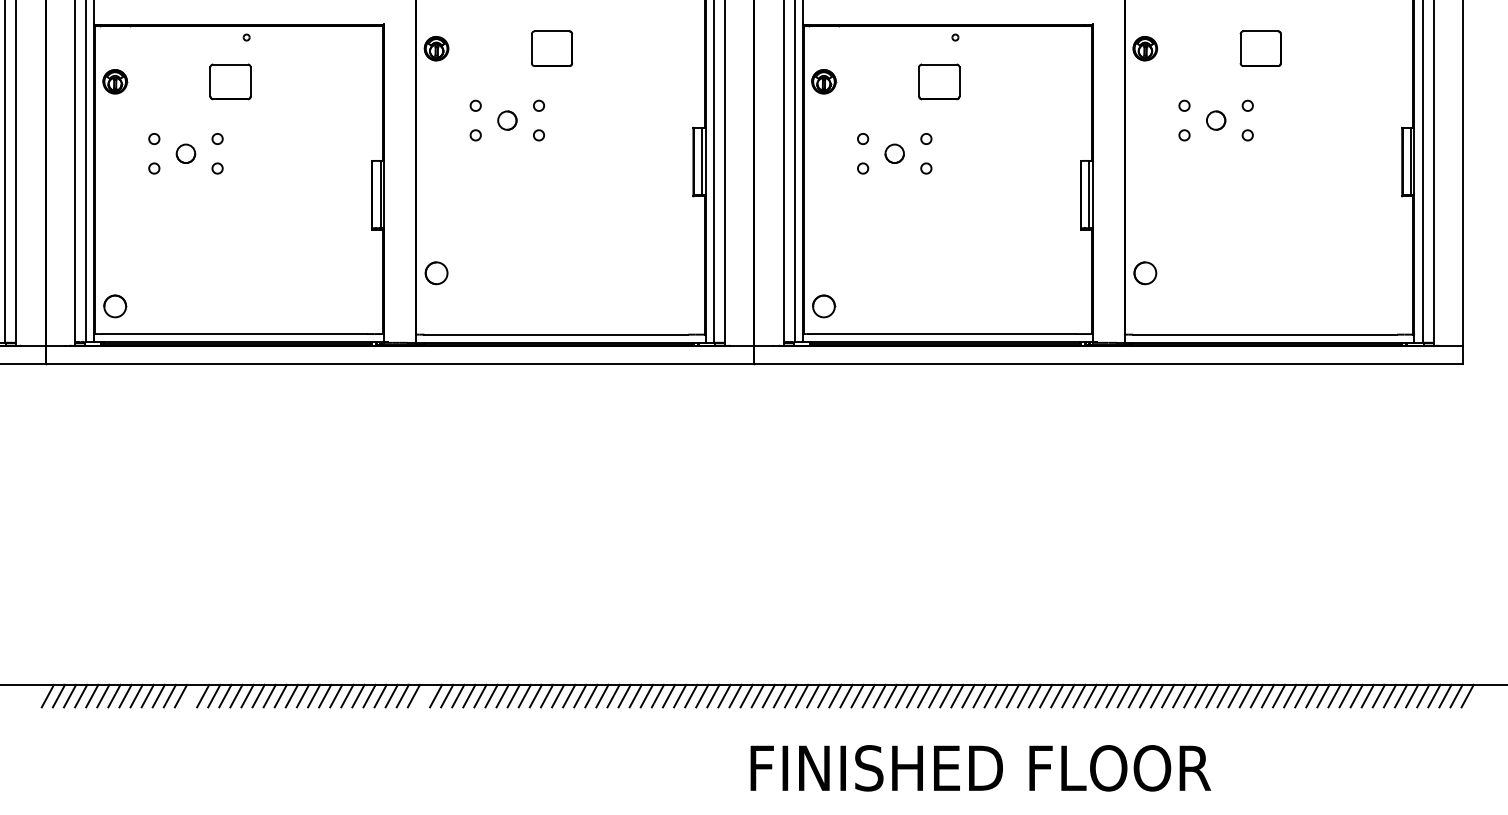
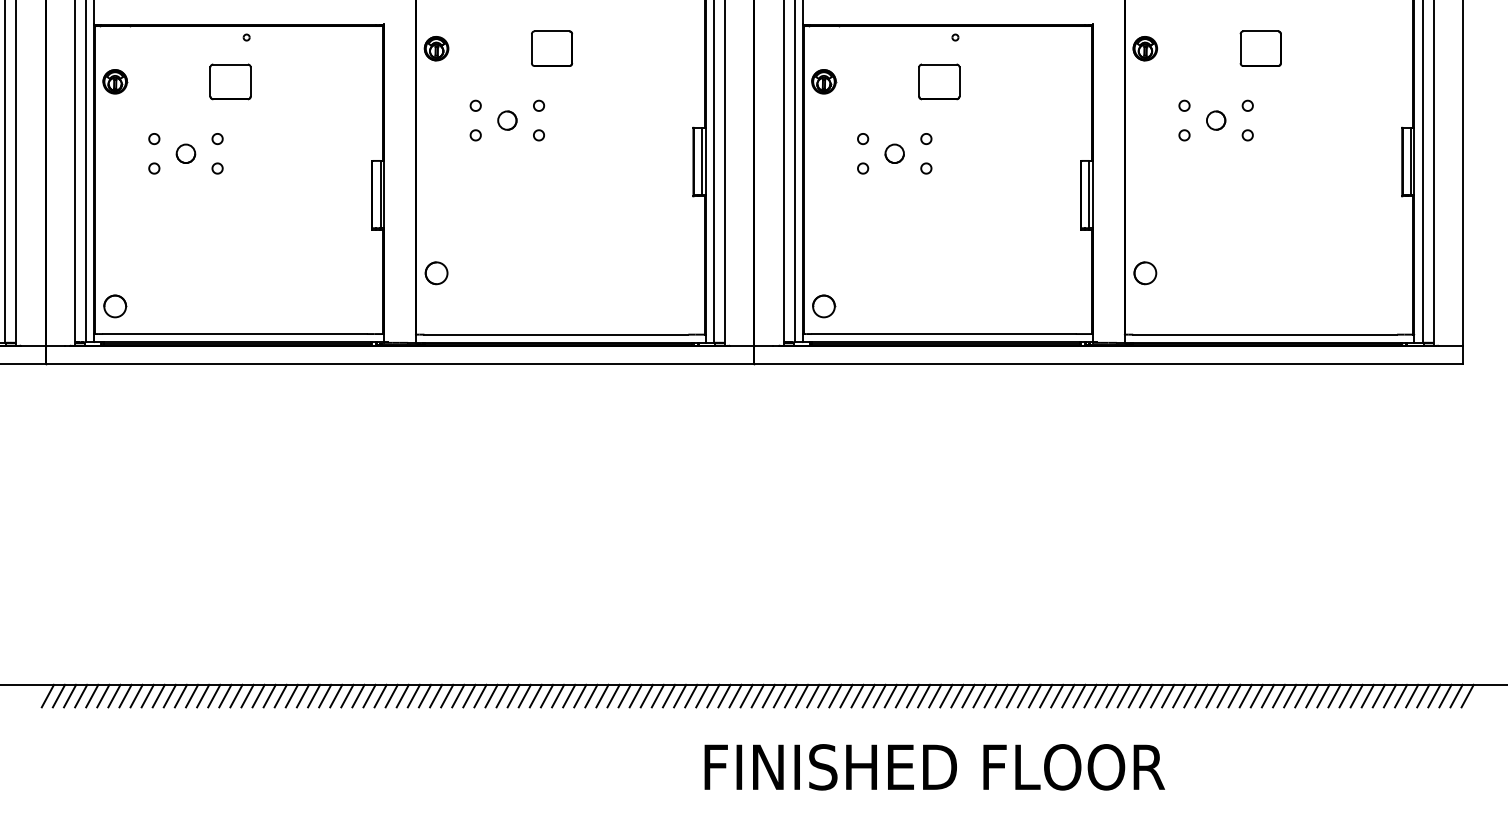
line: none -> present (192, 695)
line: none -> present (424, 695)
text position: (980, 768) -> (934, 767) (934, 767)
